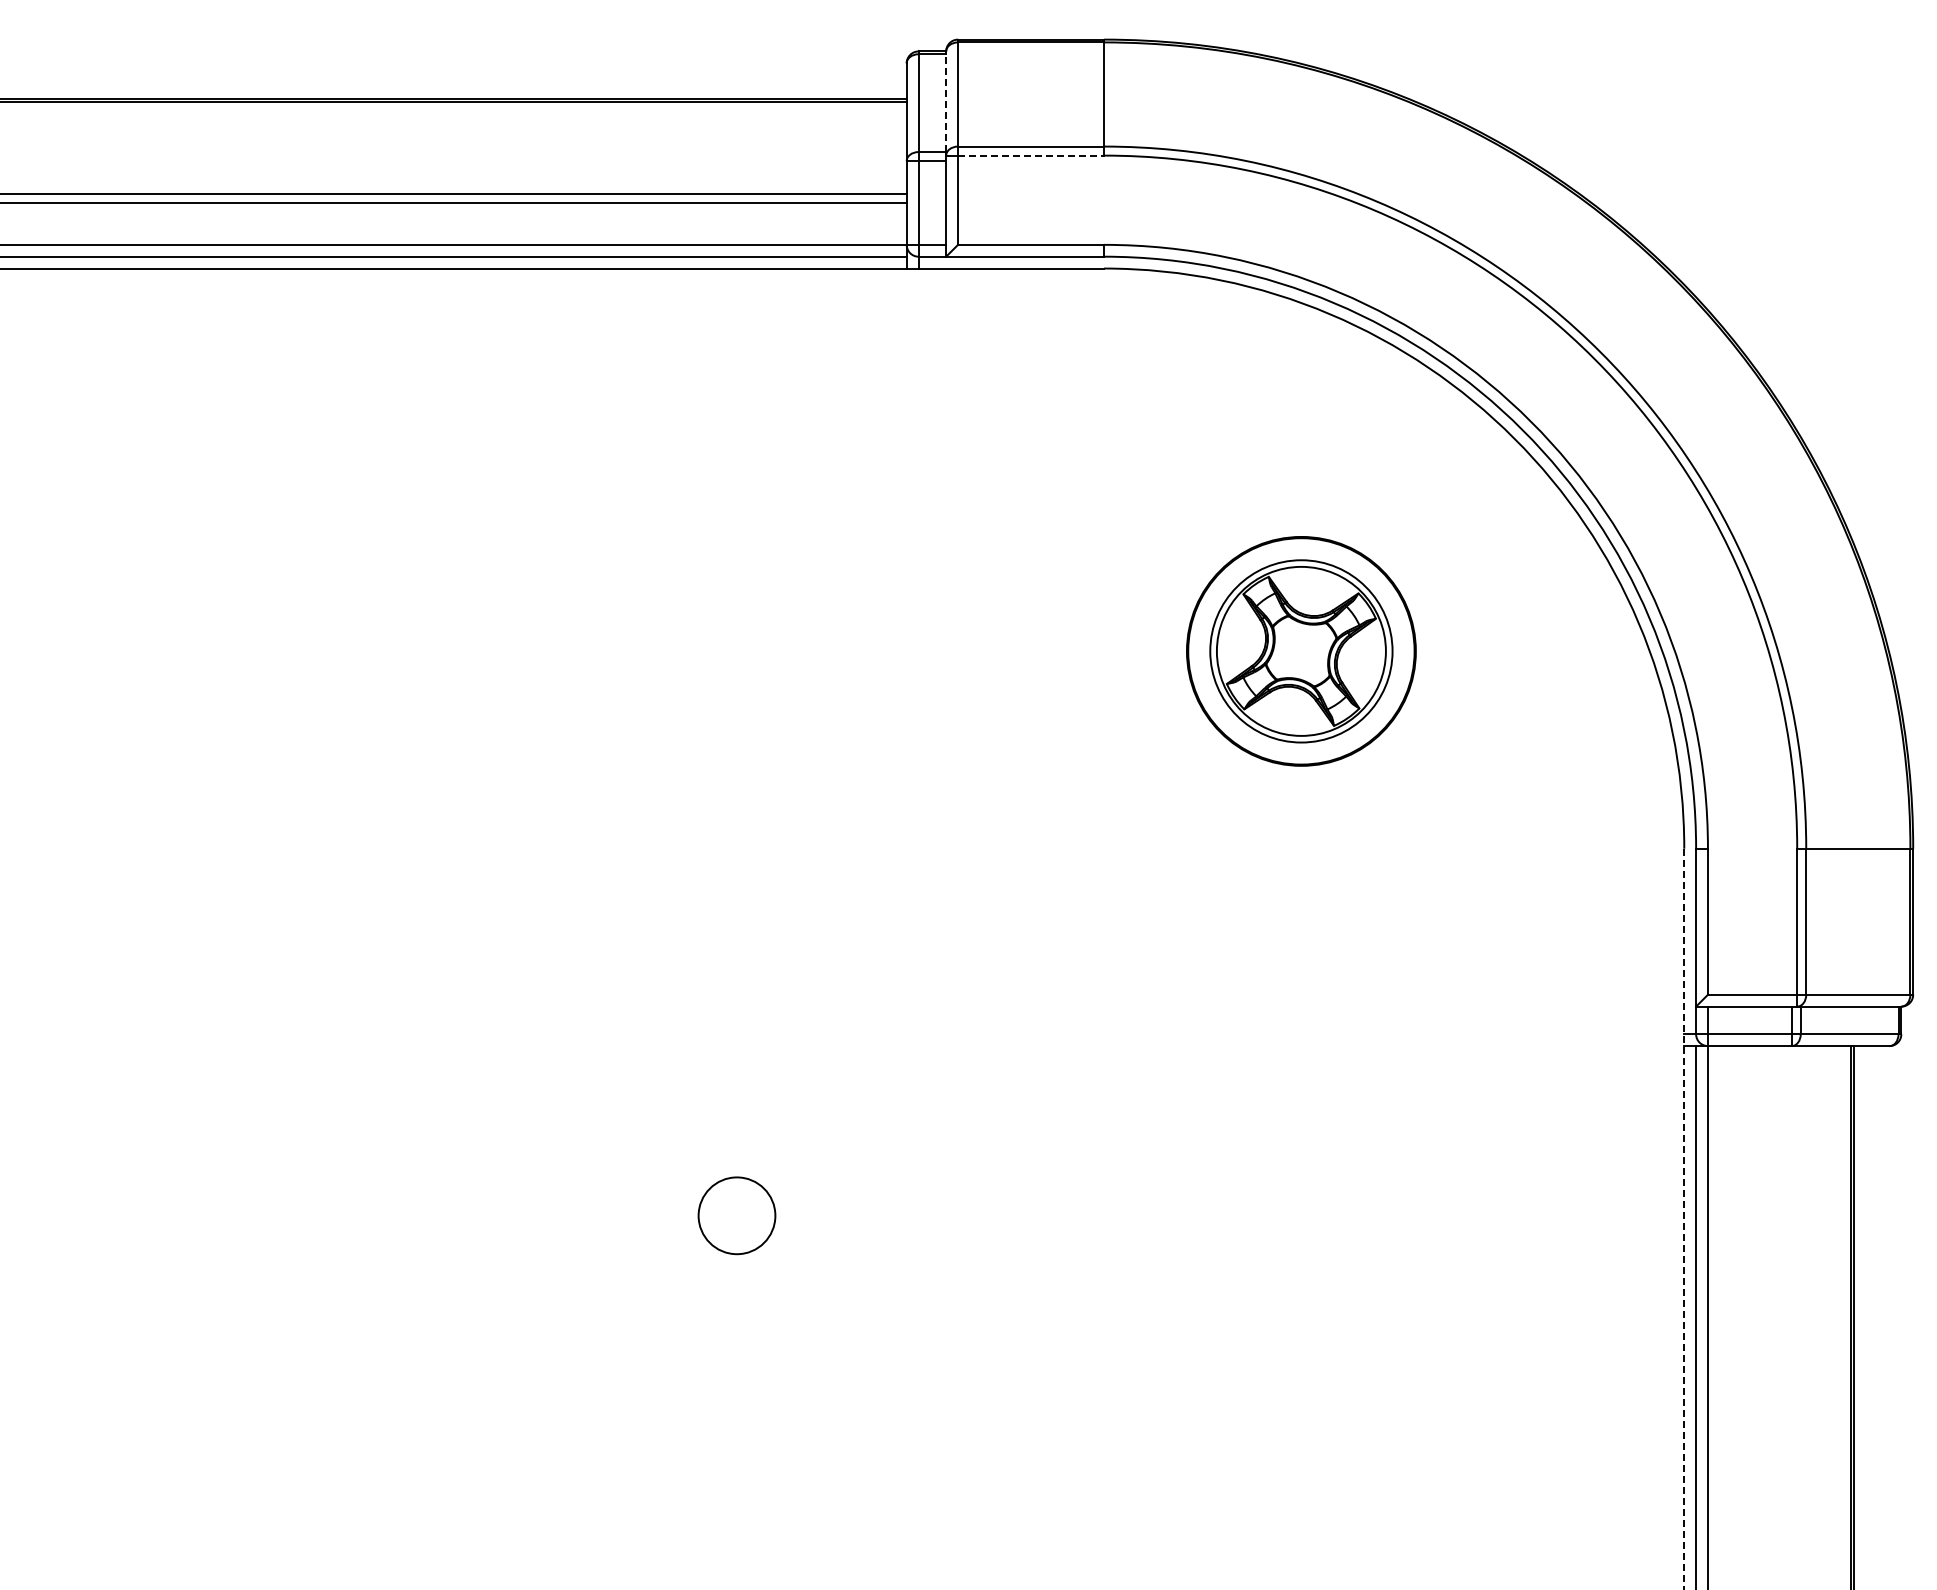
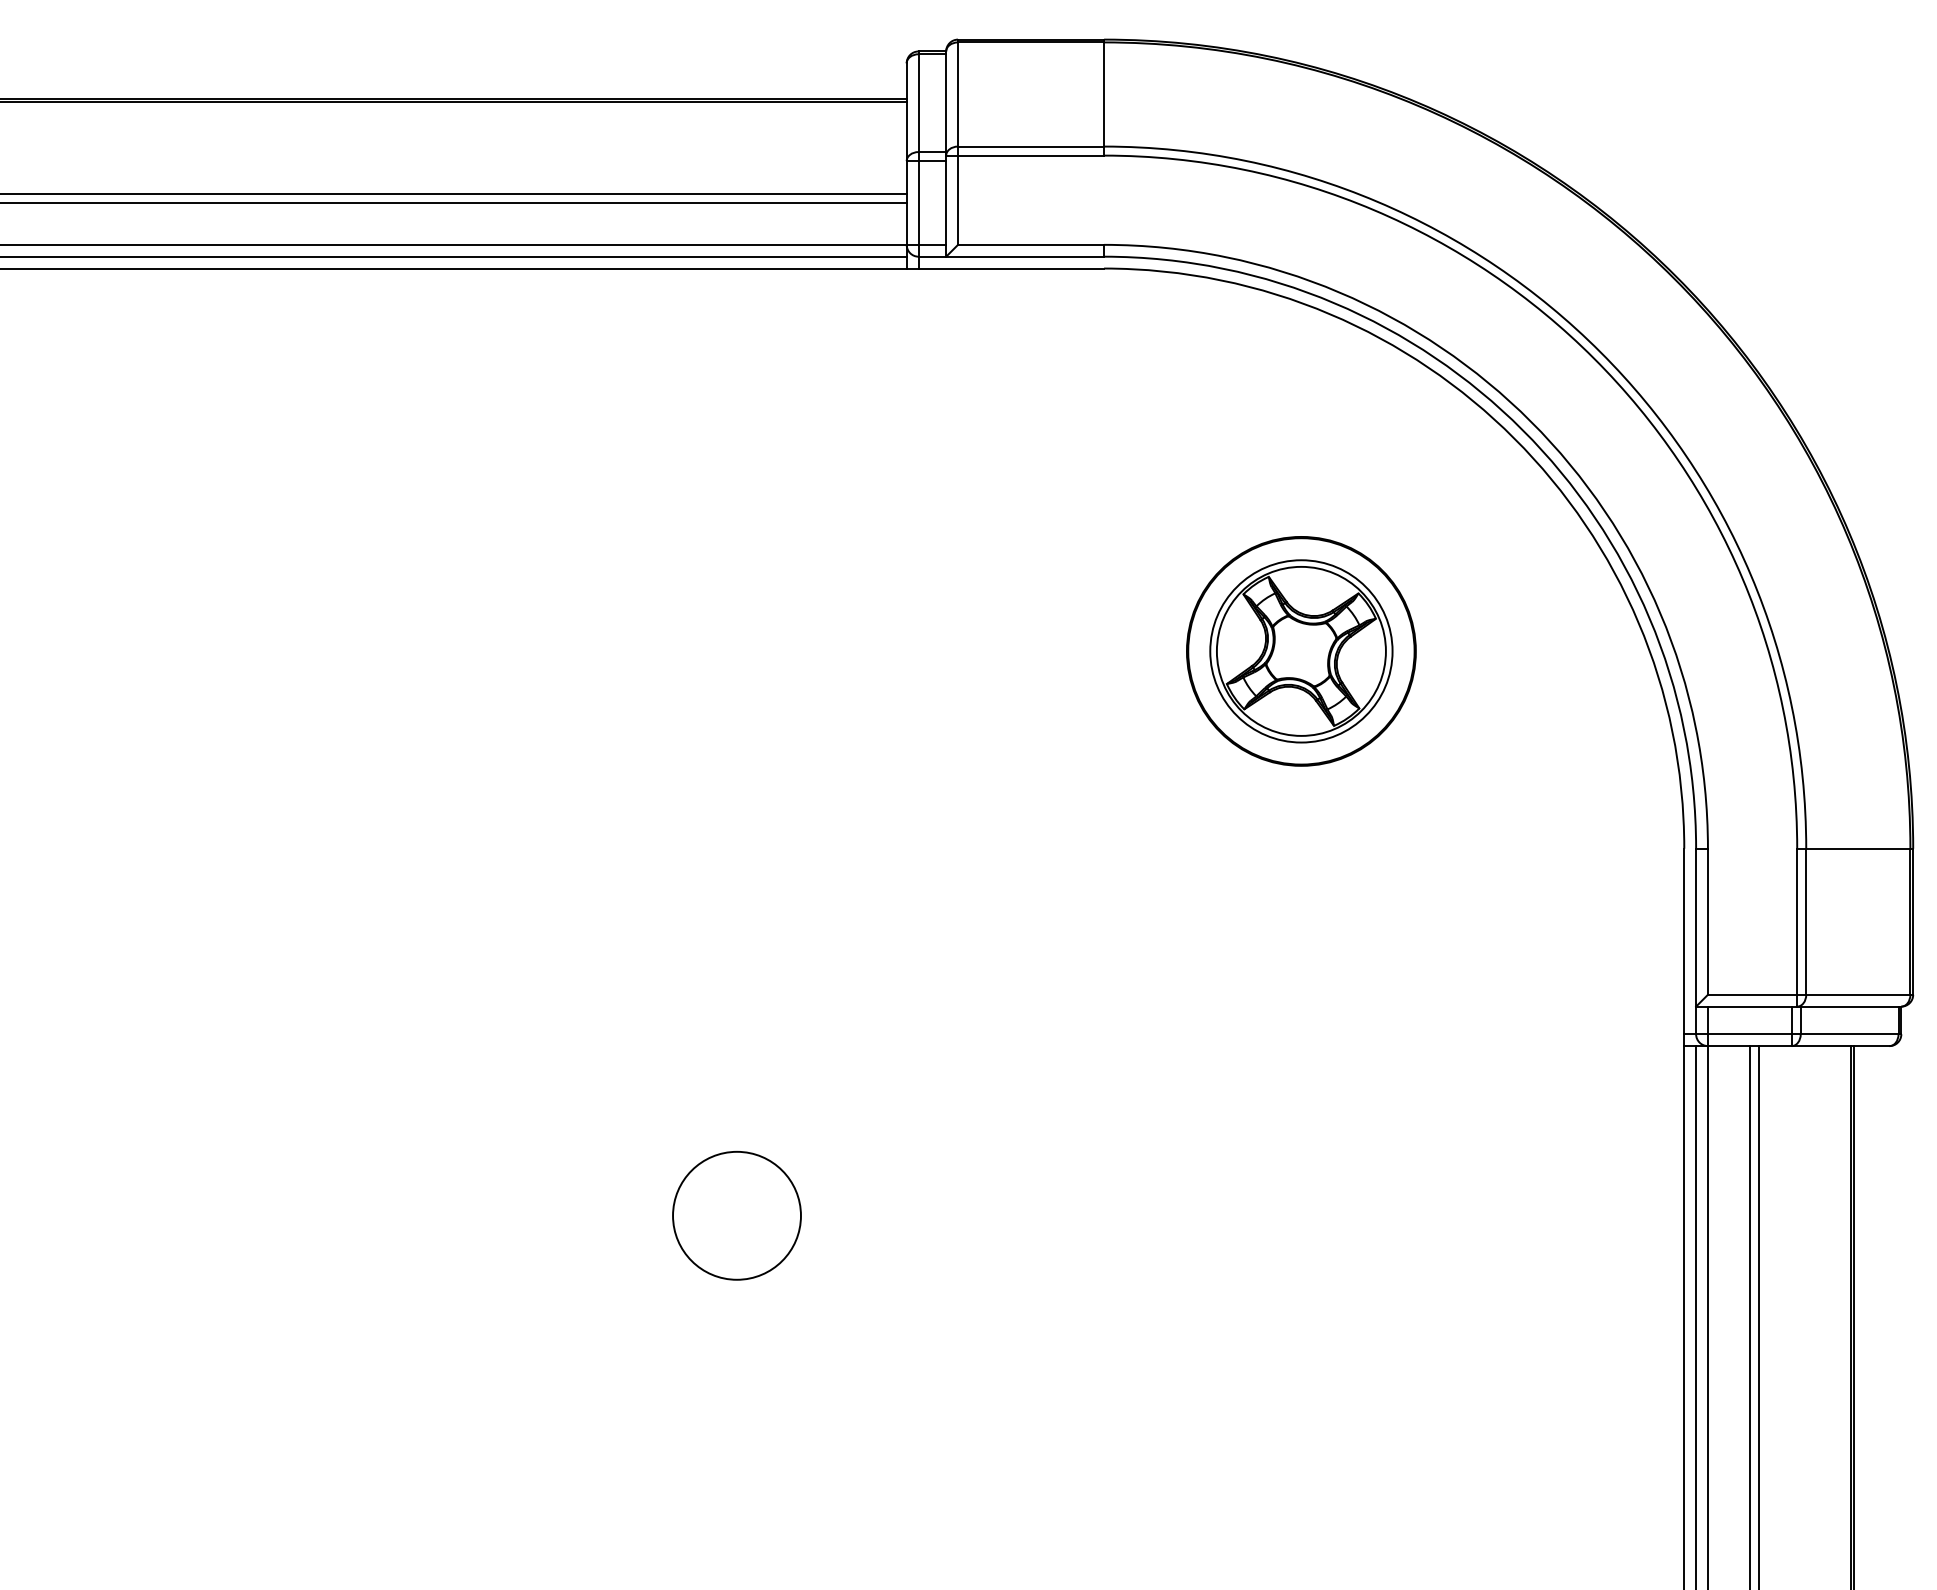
line: dashed -> solid (946, 103)
line: dashed -> solid (1031, 155)
circle diameter: 77 px -> 128 px (736, 1215)
line: dashed -> solid (1684, 1219)
line: none -> present (1749, 1316)
line: none -> present (1758, 1316)
